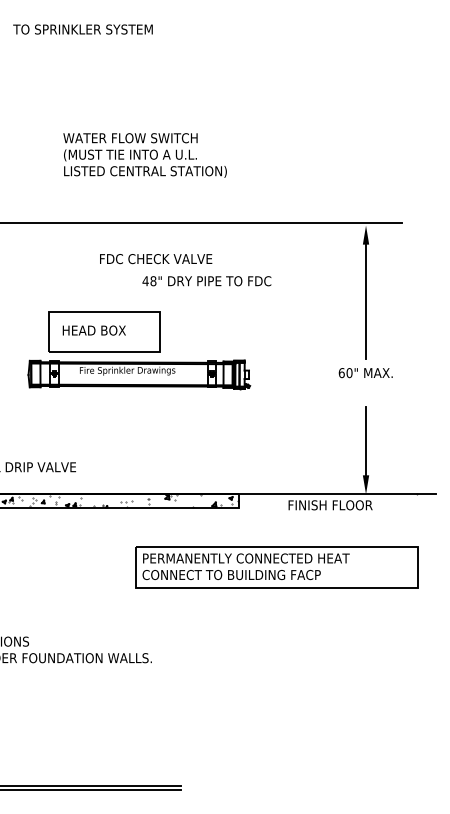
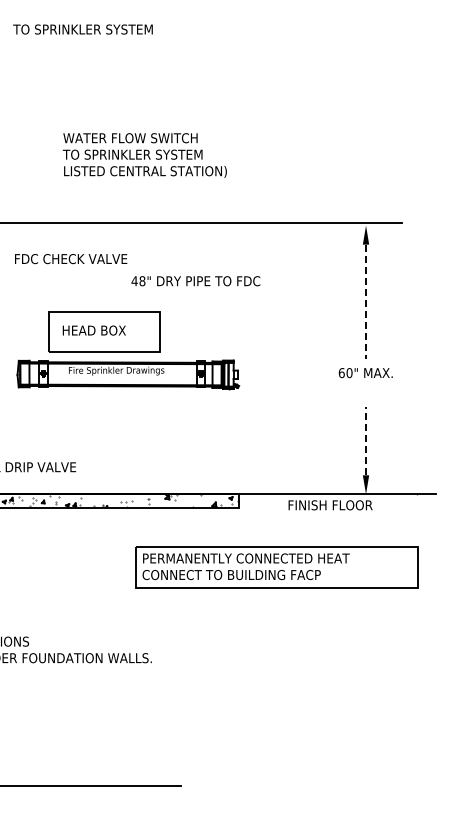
text: (MUST TIE INTO A U.L. -> TO SPRINKLER SYSTEM (132, 155)
text position: (156, 259) -> (71, 259) (71, 259)
text position: (206, 281) -> (195, 281) (195, 281)
line: solid -> dashed (366, 302)
part position: (139, 374) -> (128, 374) (128, 374)
line: solid -> dashed (366, 440)
line: present -> none (91, 789)
